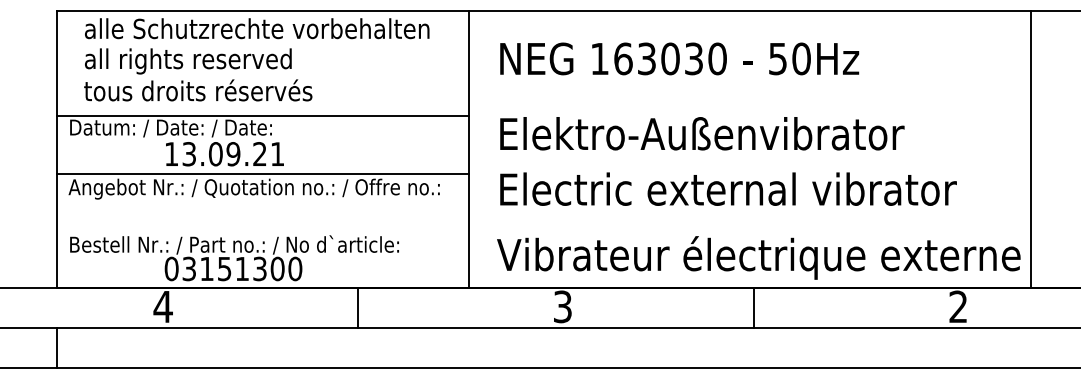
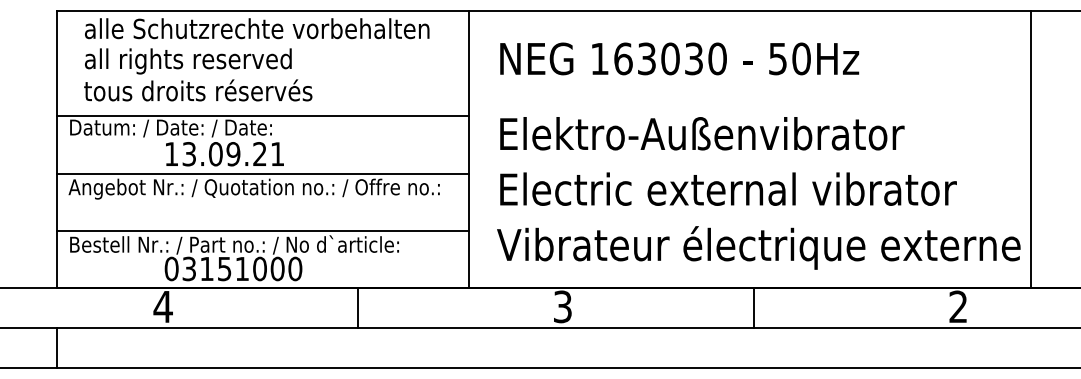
line: none -> present (262, 231)
text position: (758, 257) -> (758, 247) (758, 247)
text: 03151300 -> 03151000 (259, 268)
